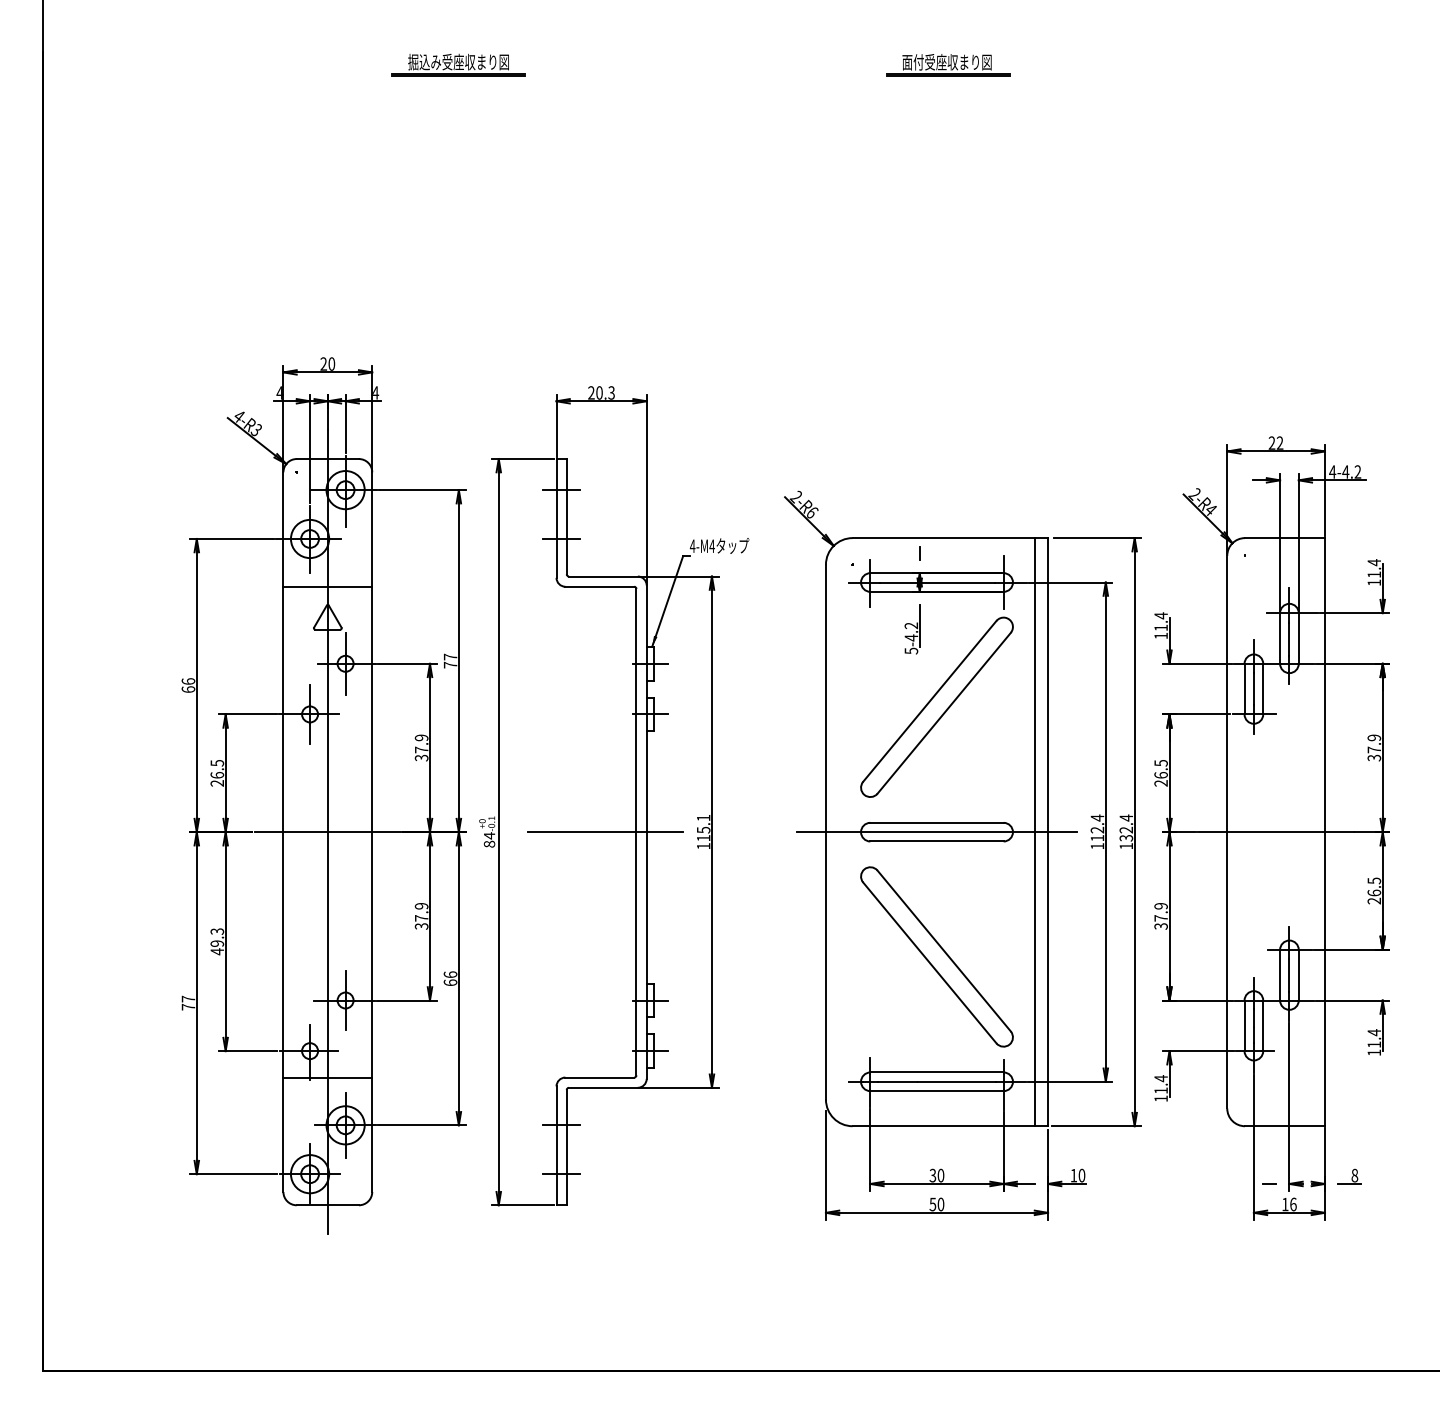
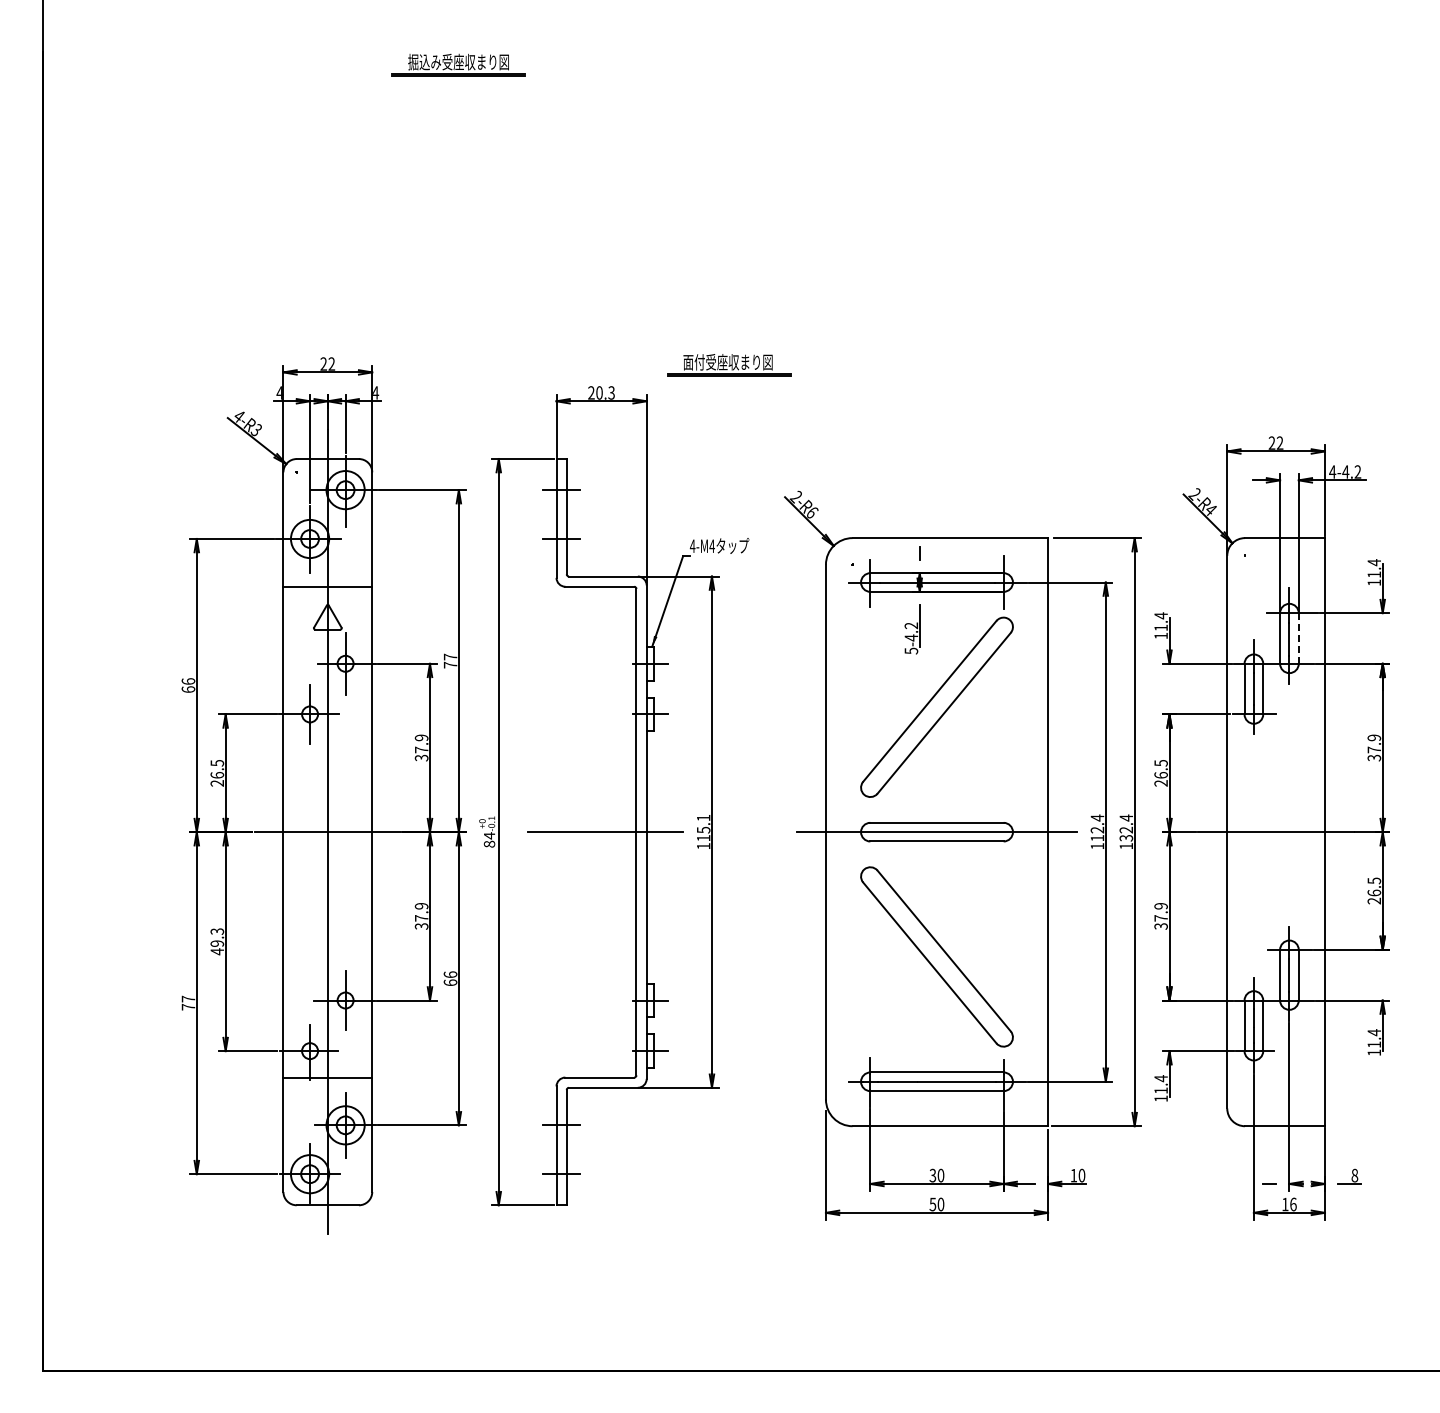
part position: (948, 65) -> (729, 365) (729, 365)
text: 20 -> 22 (331, 363)
line: solid -> dashed (1298, 637)
line: present -> none (1034, 832)
